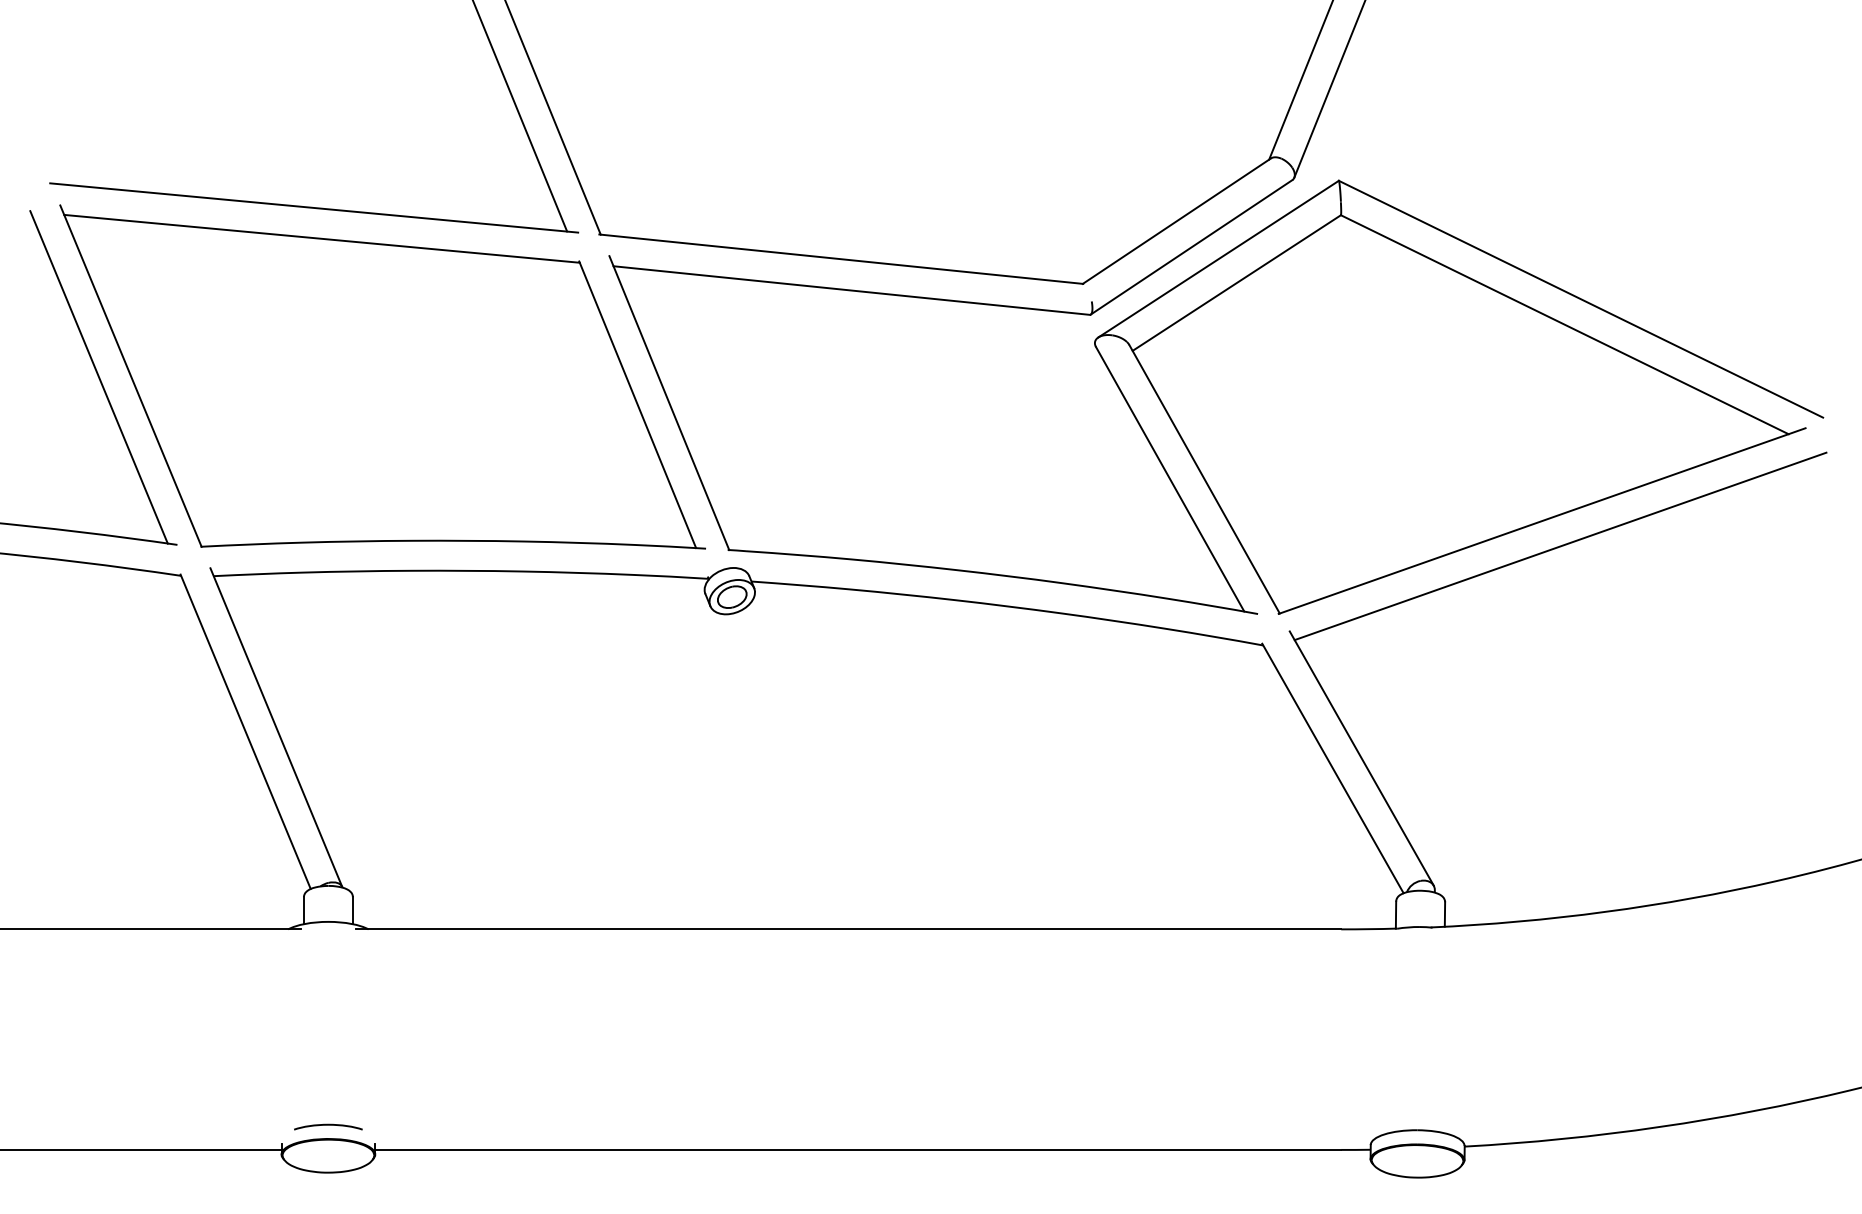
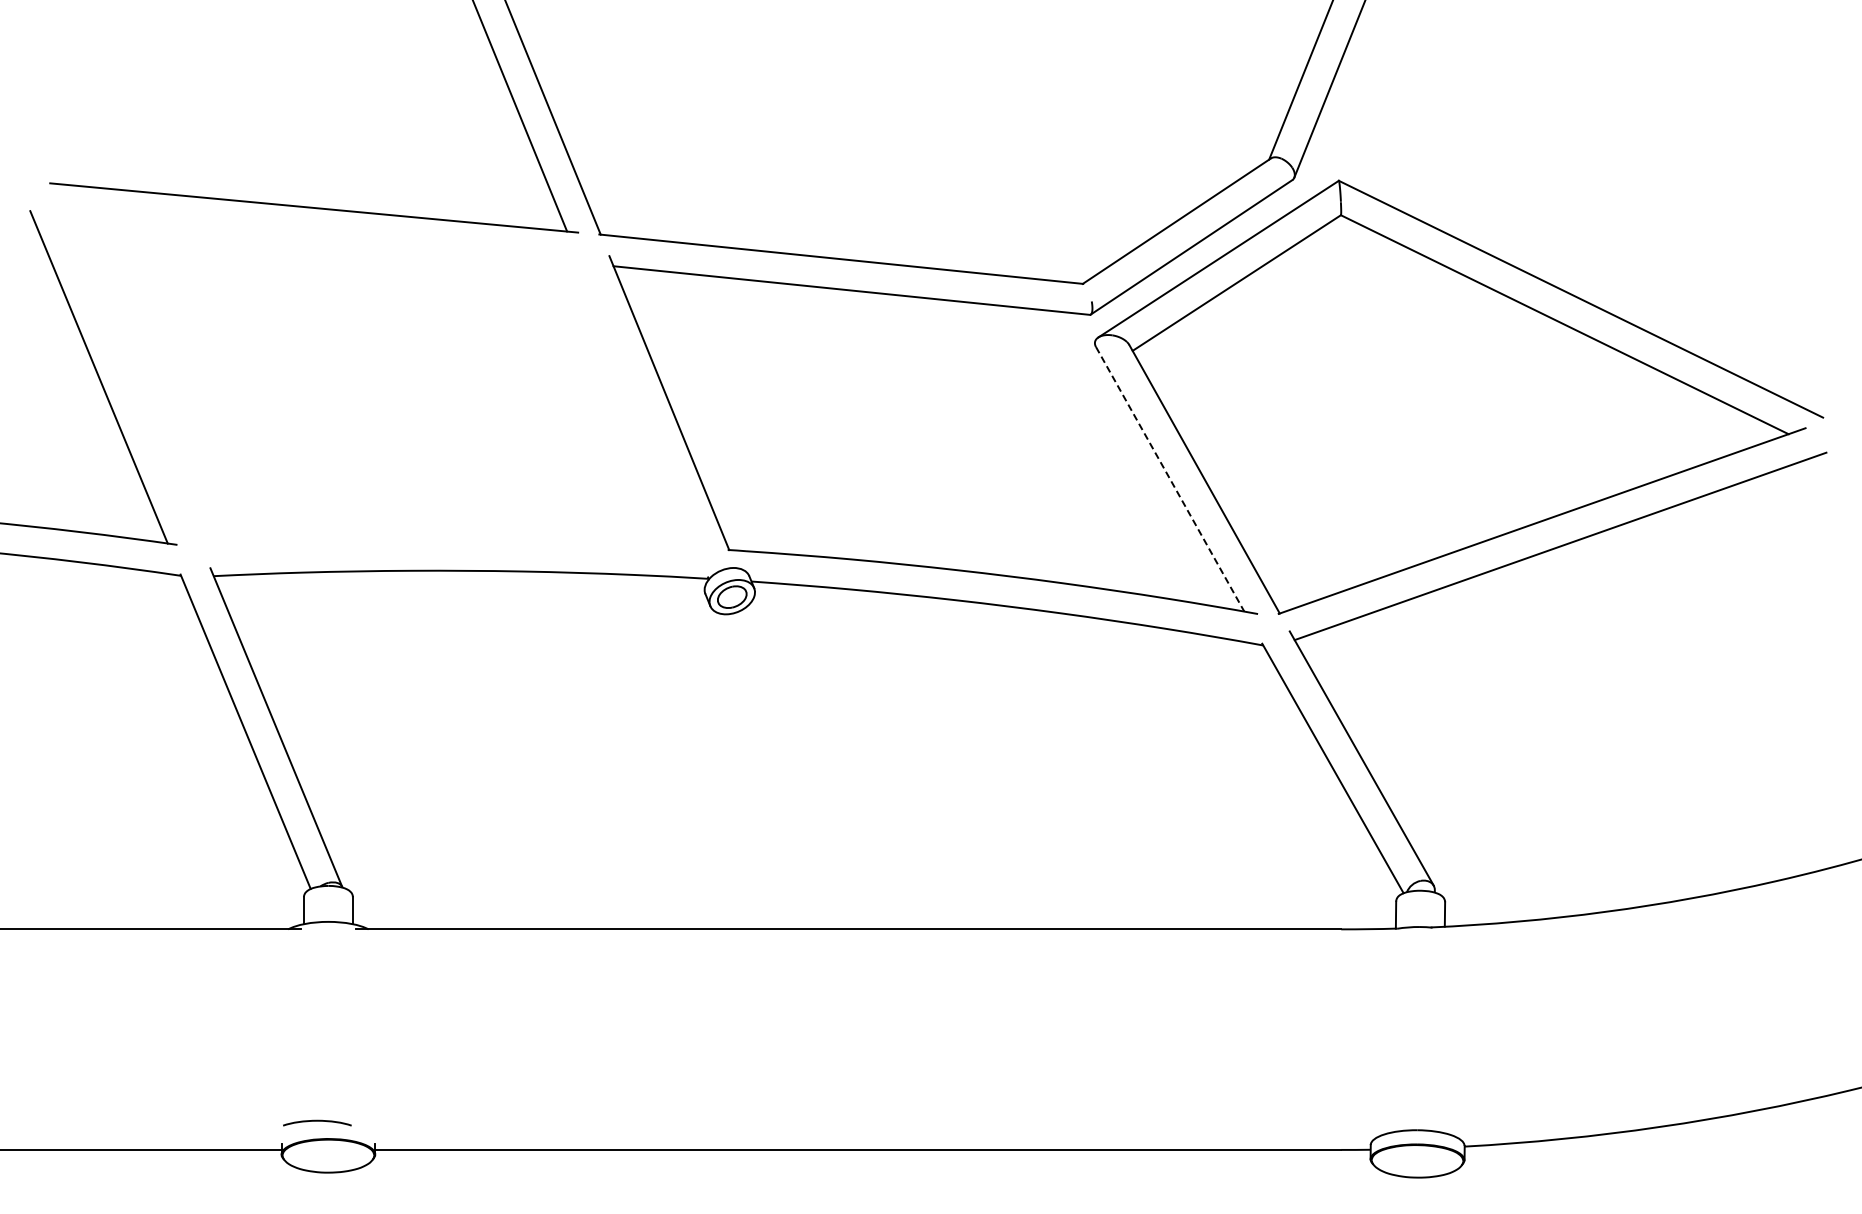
part: present -> none (382, 376)
line: solid -> dashed (1170, 479)
curve position: (328, 1125) -> (317, 1121) (317, 1121)
